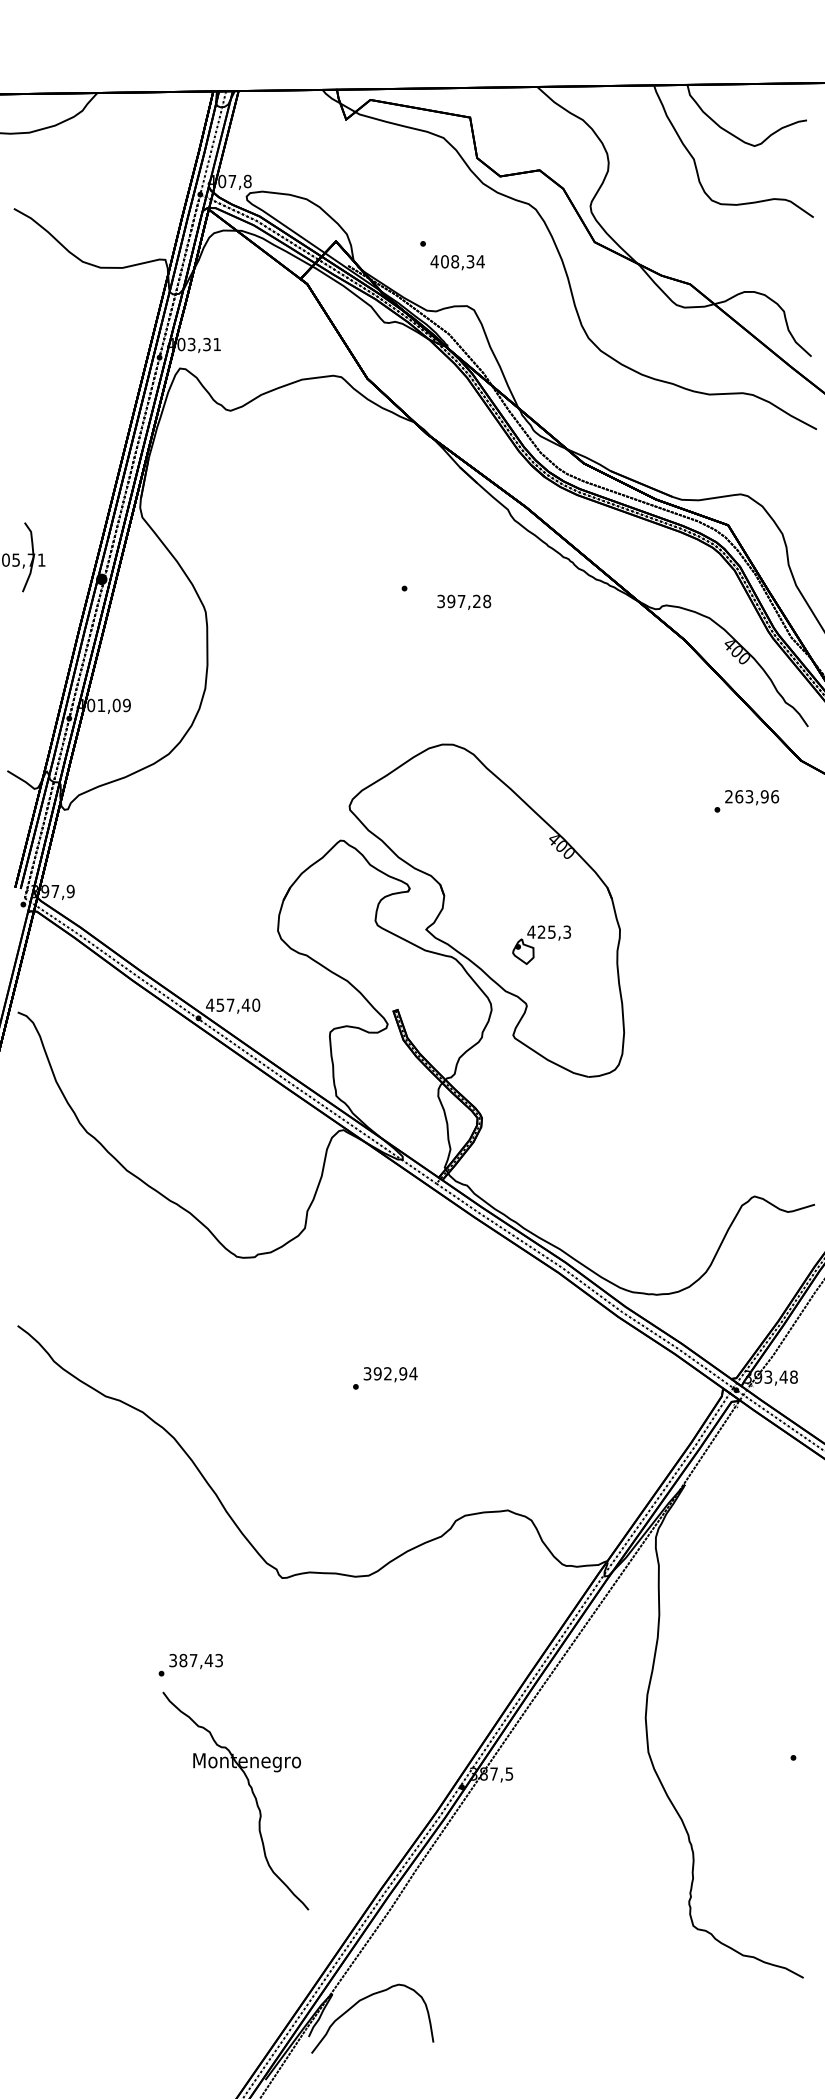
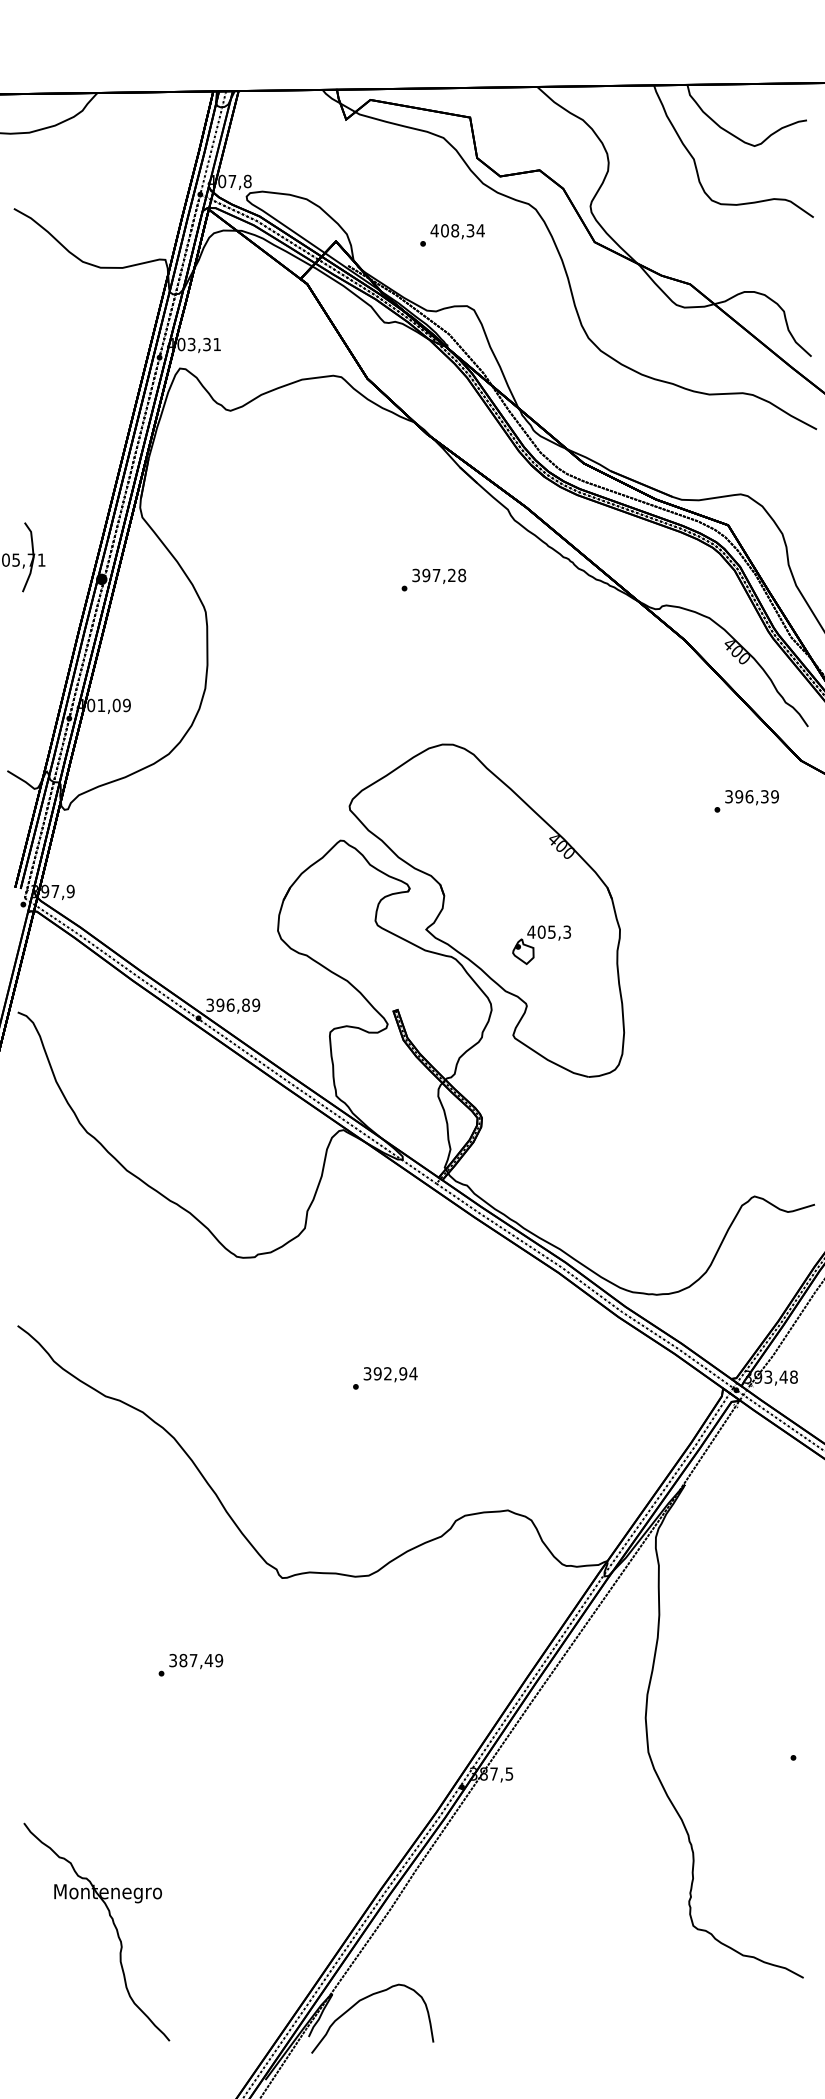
text position: (457, 262) -> (457, 231) (457, 231)
text position: (464, 601) -> (439, 575) (439, 575)
text: 263,96 -> 396,39 (752, 796)
text: 425,3 -> 405,3 (541, 931)
text: 457,40 -> 396,89 (232, 1004)
text: 387,43 -> 387,49 (219, 1660)
part position: (251, 1792) -> (112, 1923) (112, 1923)
